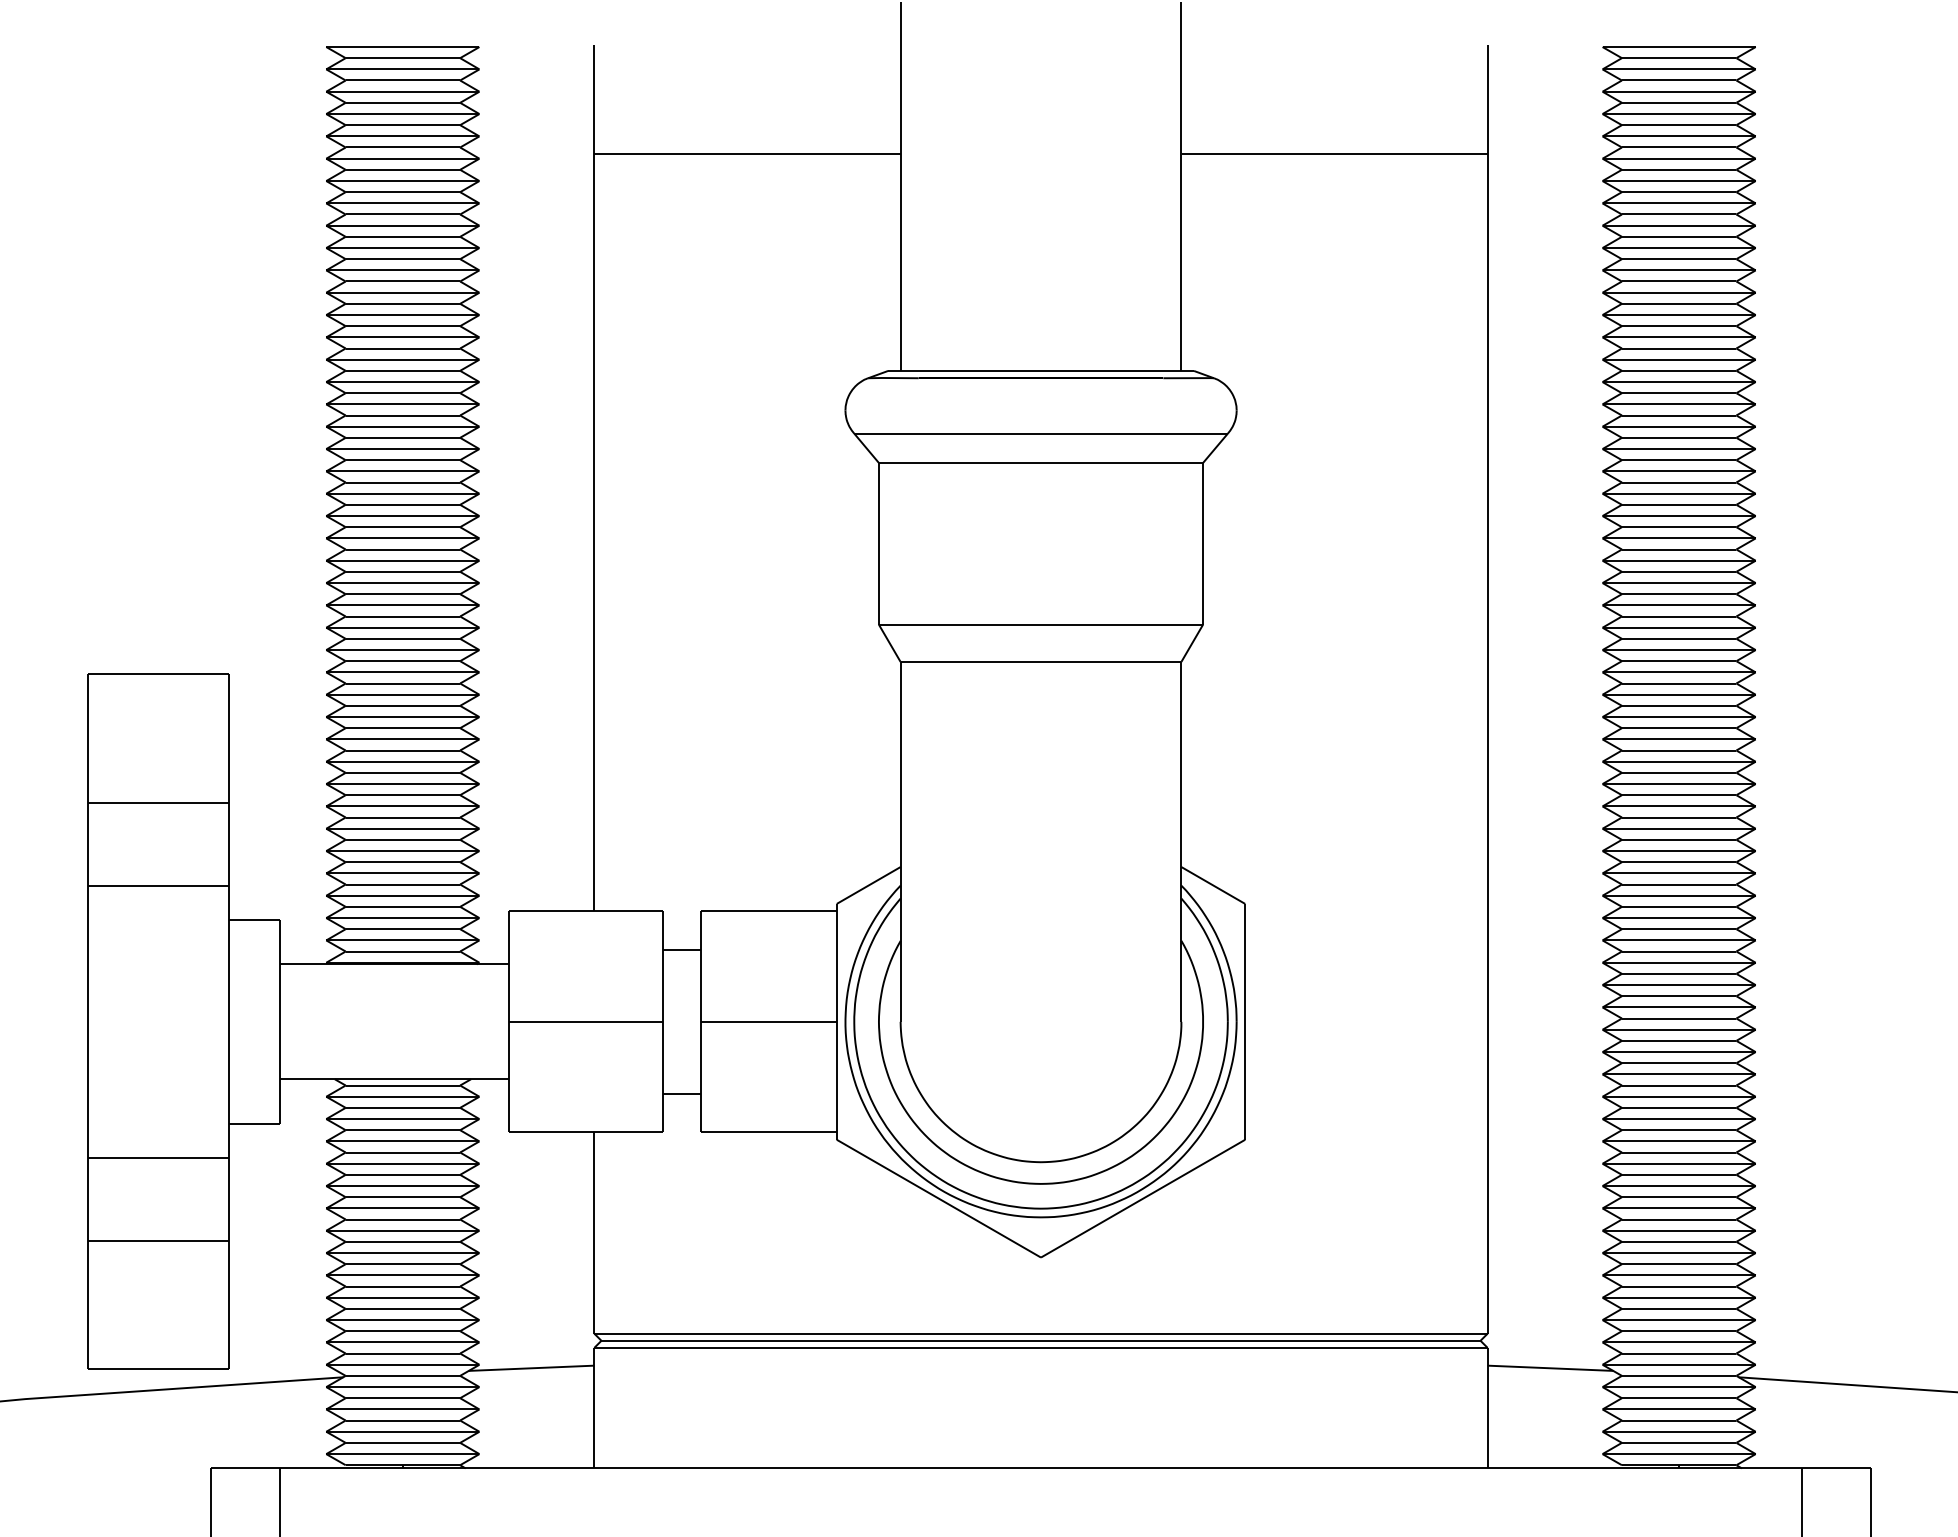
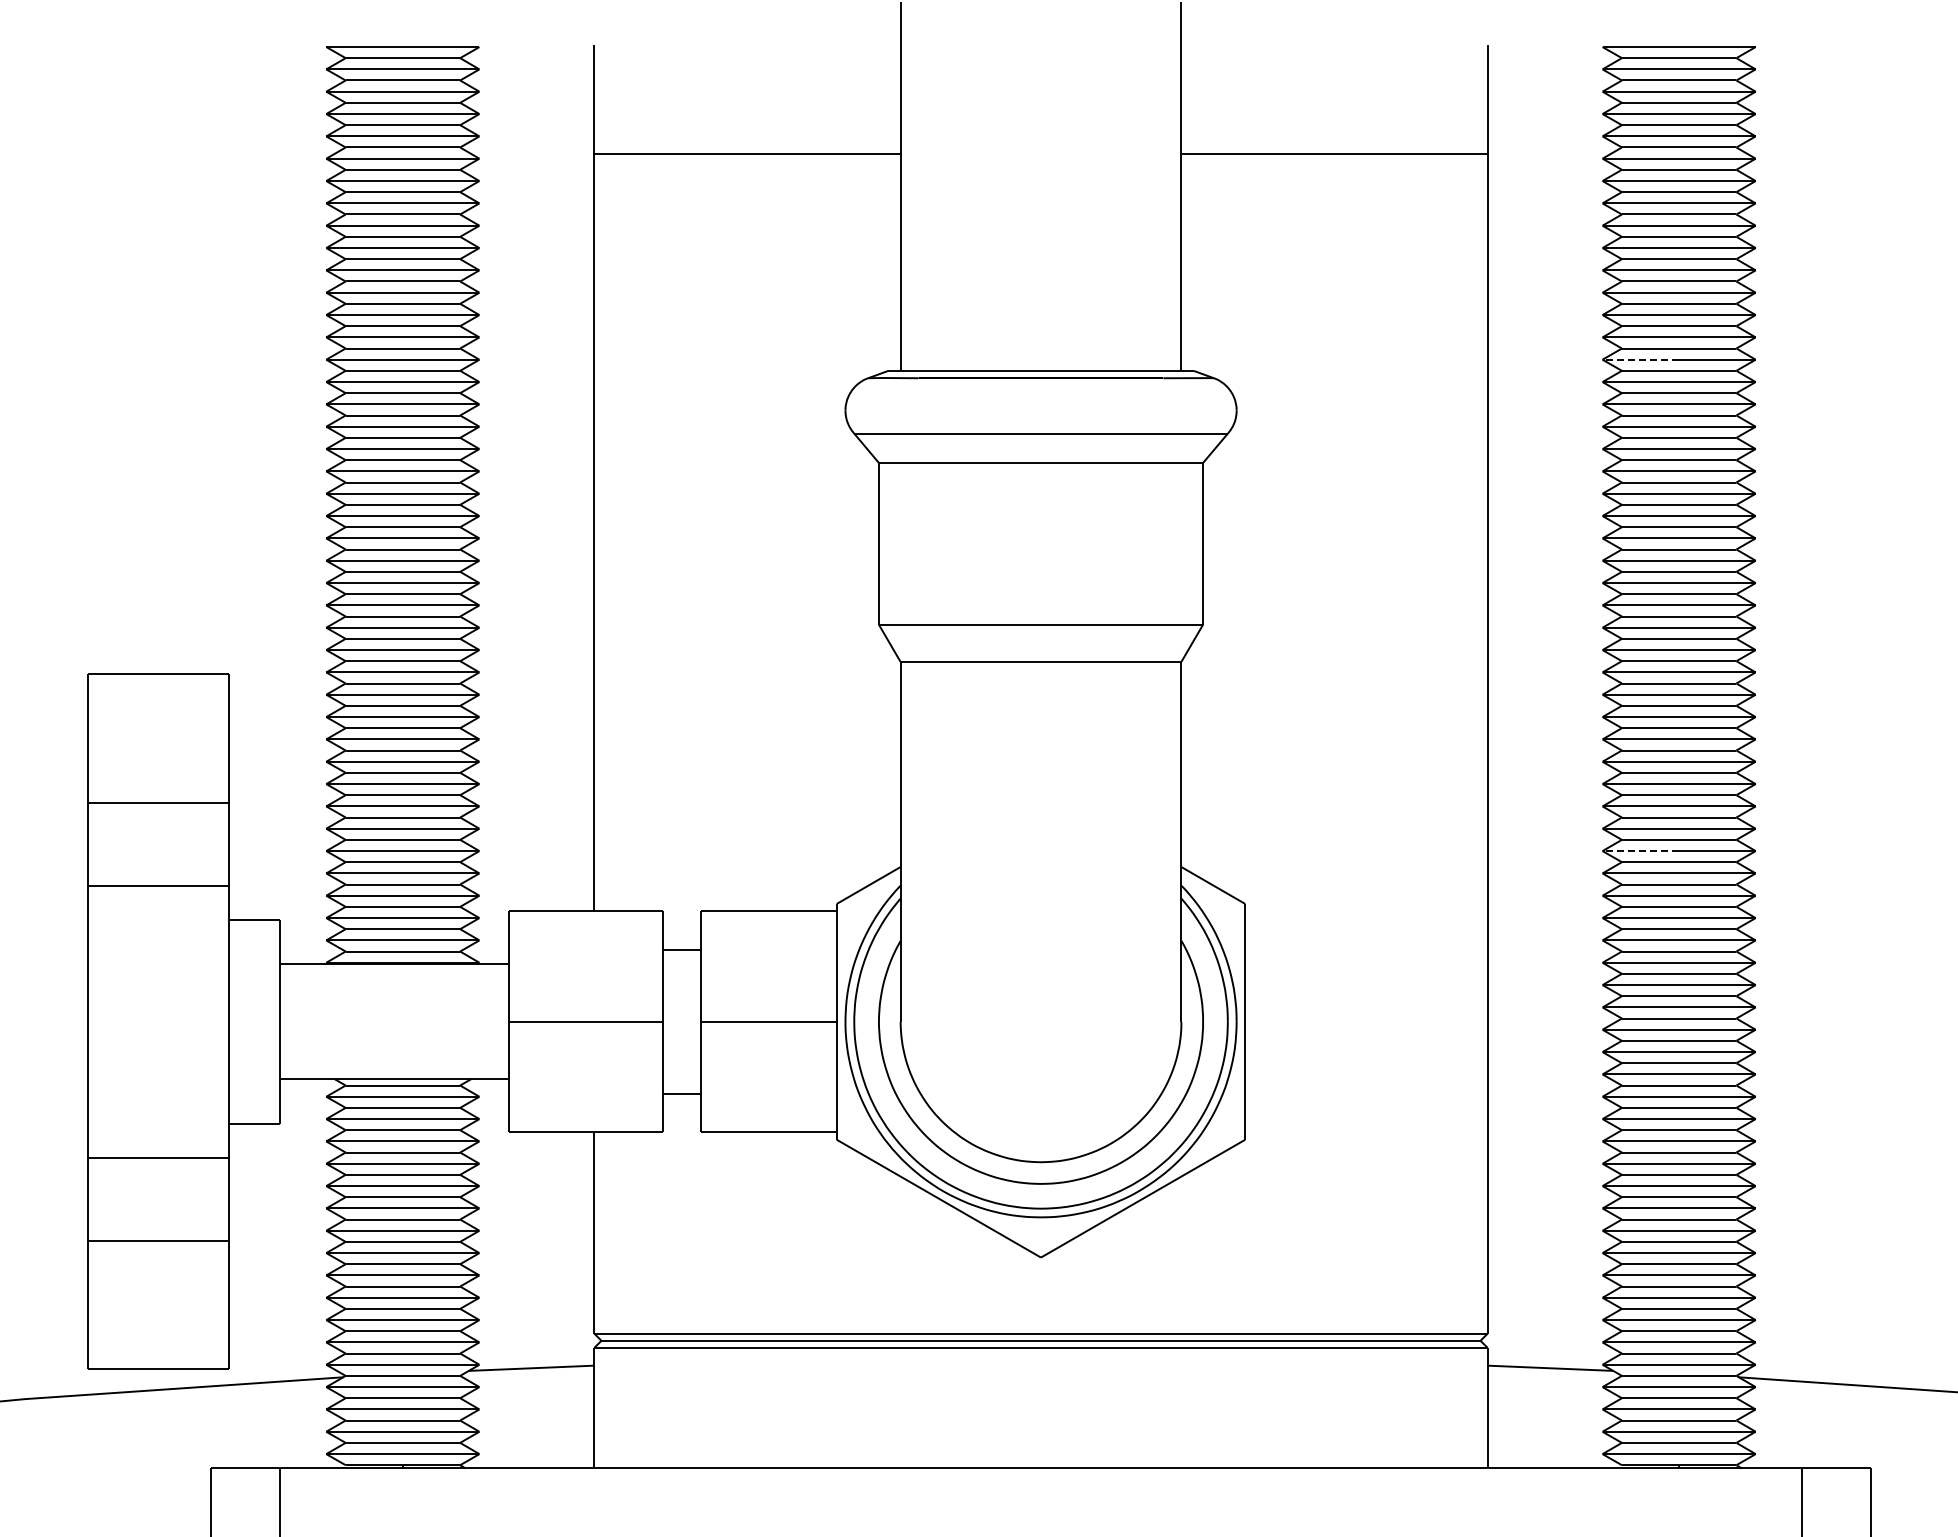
line: solid -> dashed (1640, 359)
line: solid -> dashed (1640, 851)
